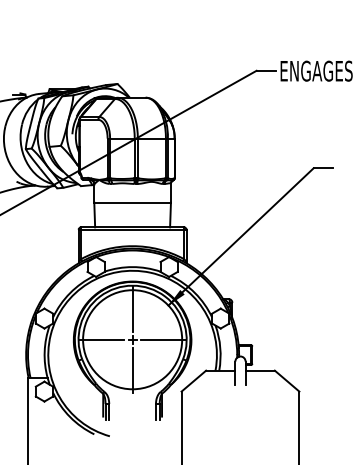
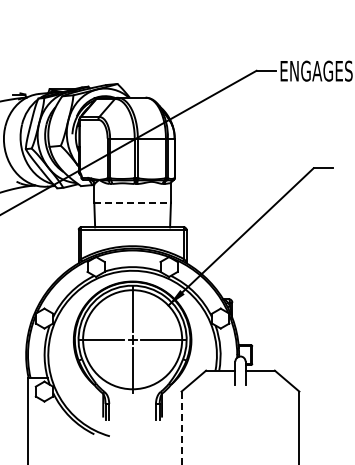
line: solid -> dashed (133, 202)
line: solid -> dashed (181, 428)
